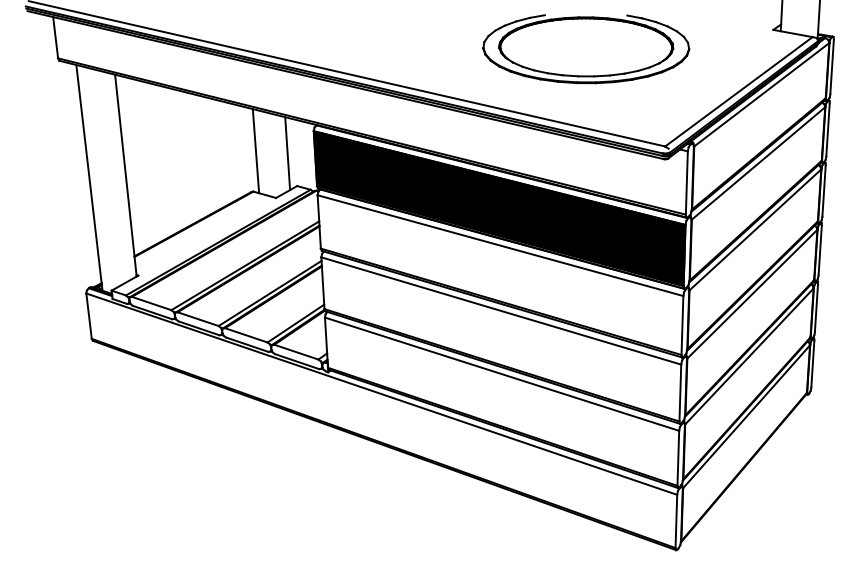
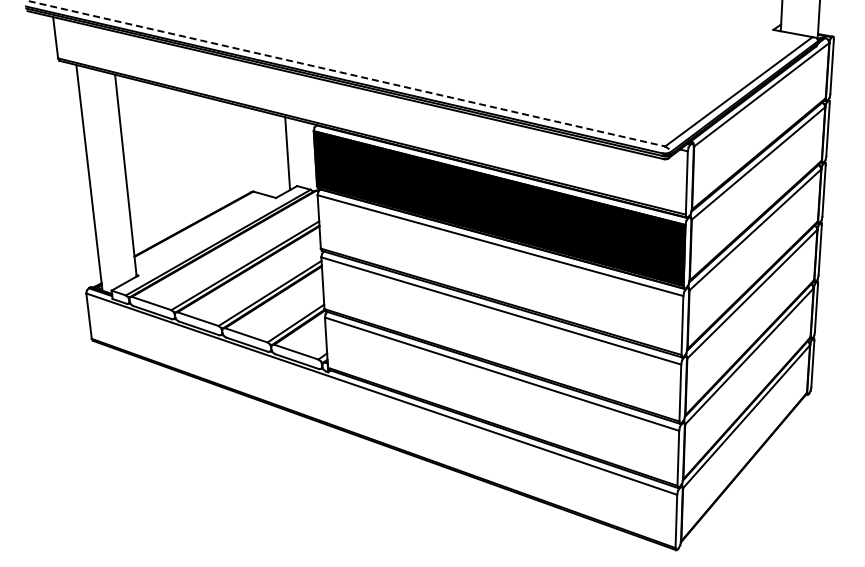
part: present -> none (586, 49)
line: solid -> dashed (347, 73)
line: present -> none (255, 151)
